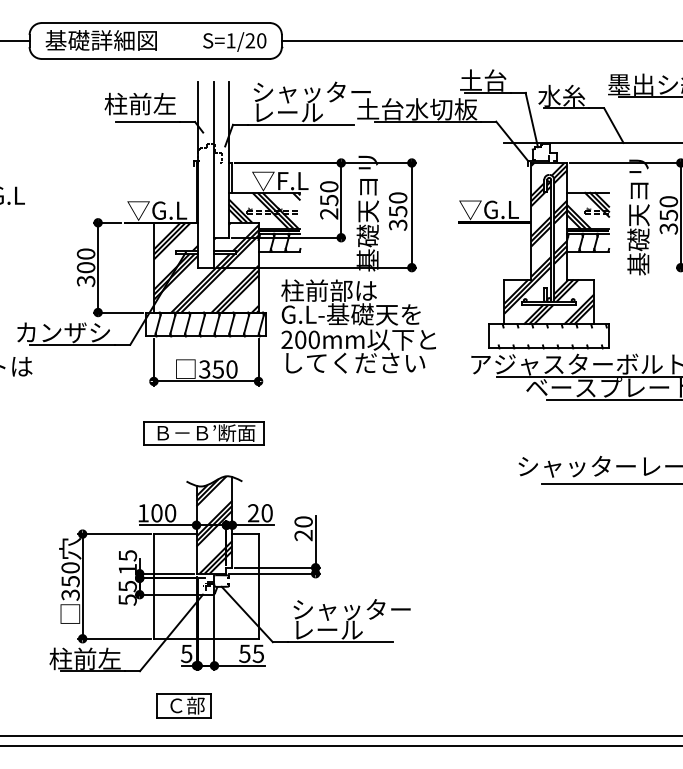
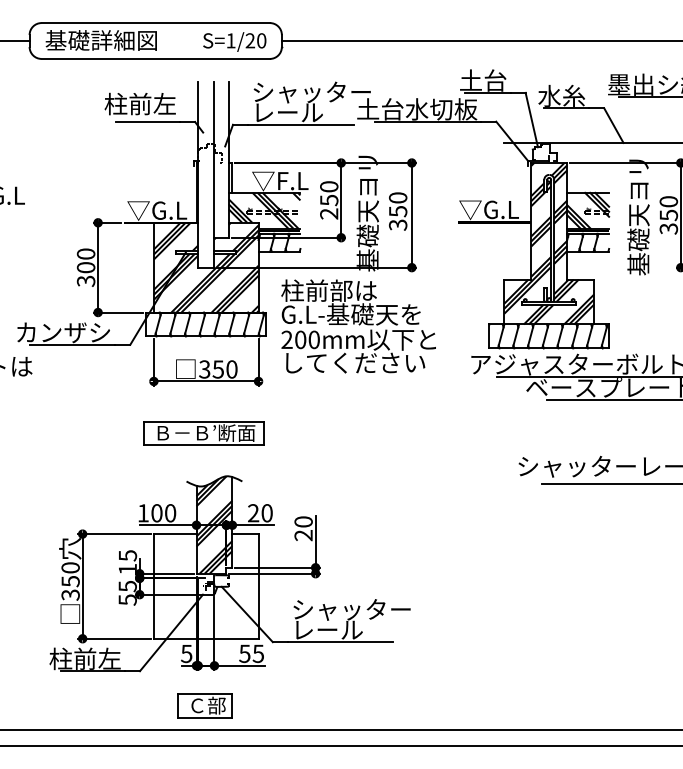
hatch: none -> present (548, 336)
part position: (183, 705) -> (204, 705) (204, 705)
line position: (340, 735) -> (340, 729) (340, 729)
